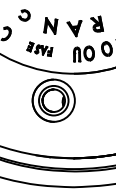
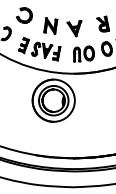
part size: 13x13 px -> 17x17 px (24, 15)
part position: (96, 23) -> (102, 23) (102, 23)
part size: 28x17 px -> 44x25 px (39, 49)
